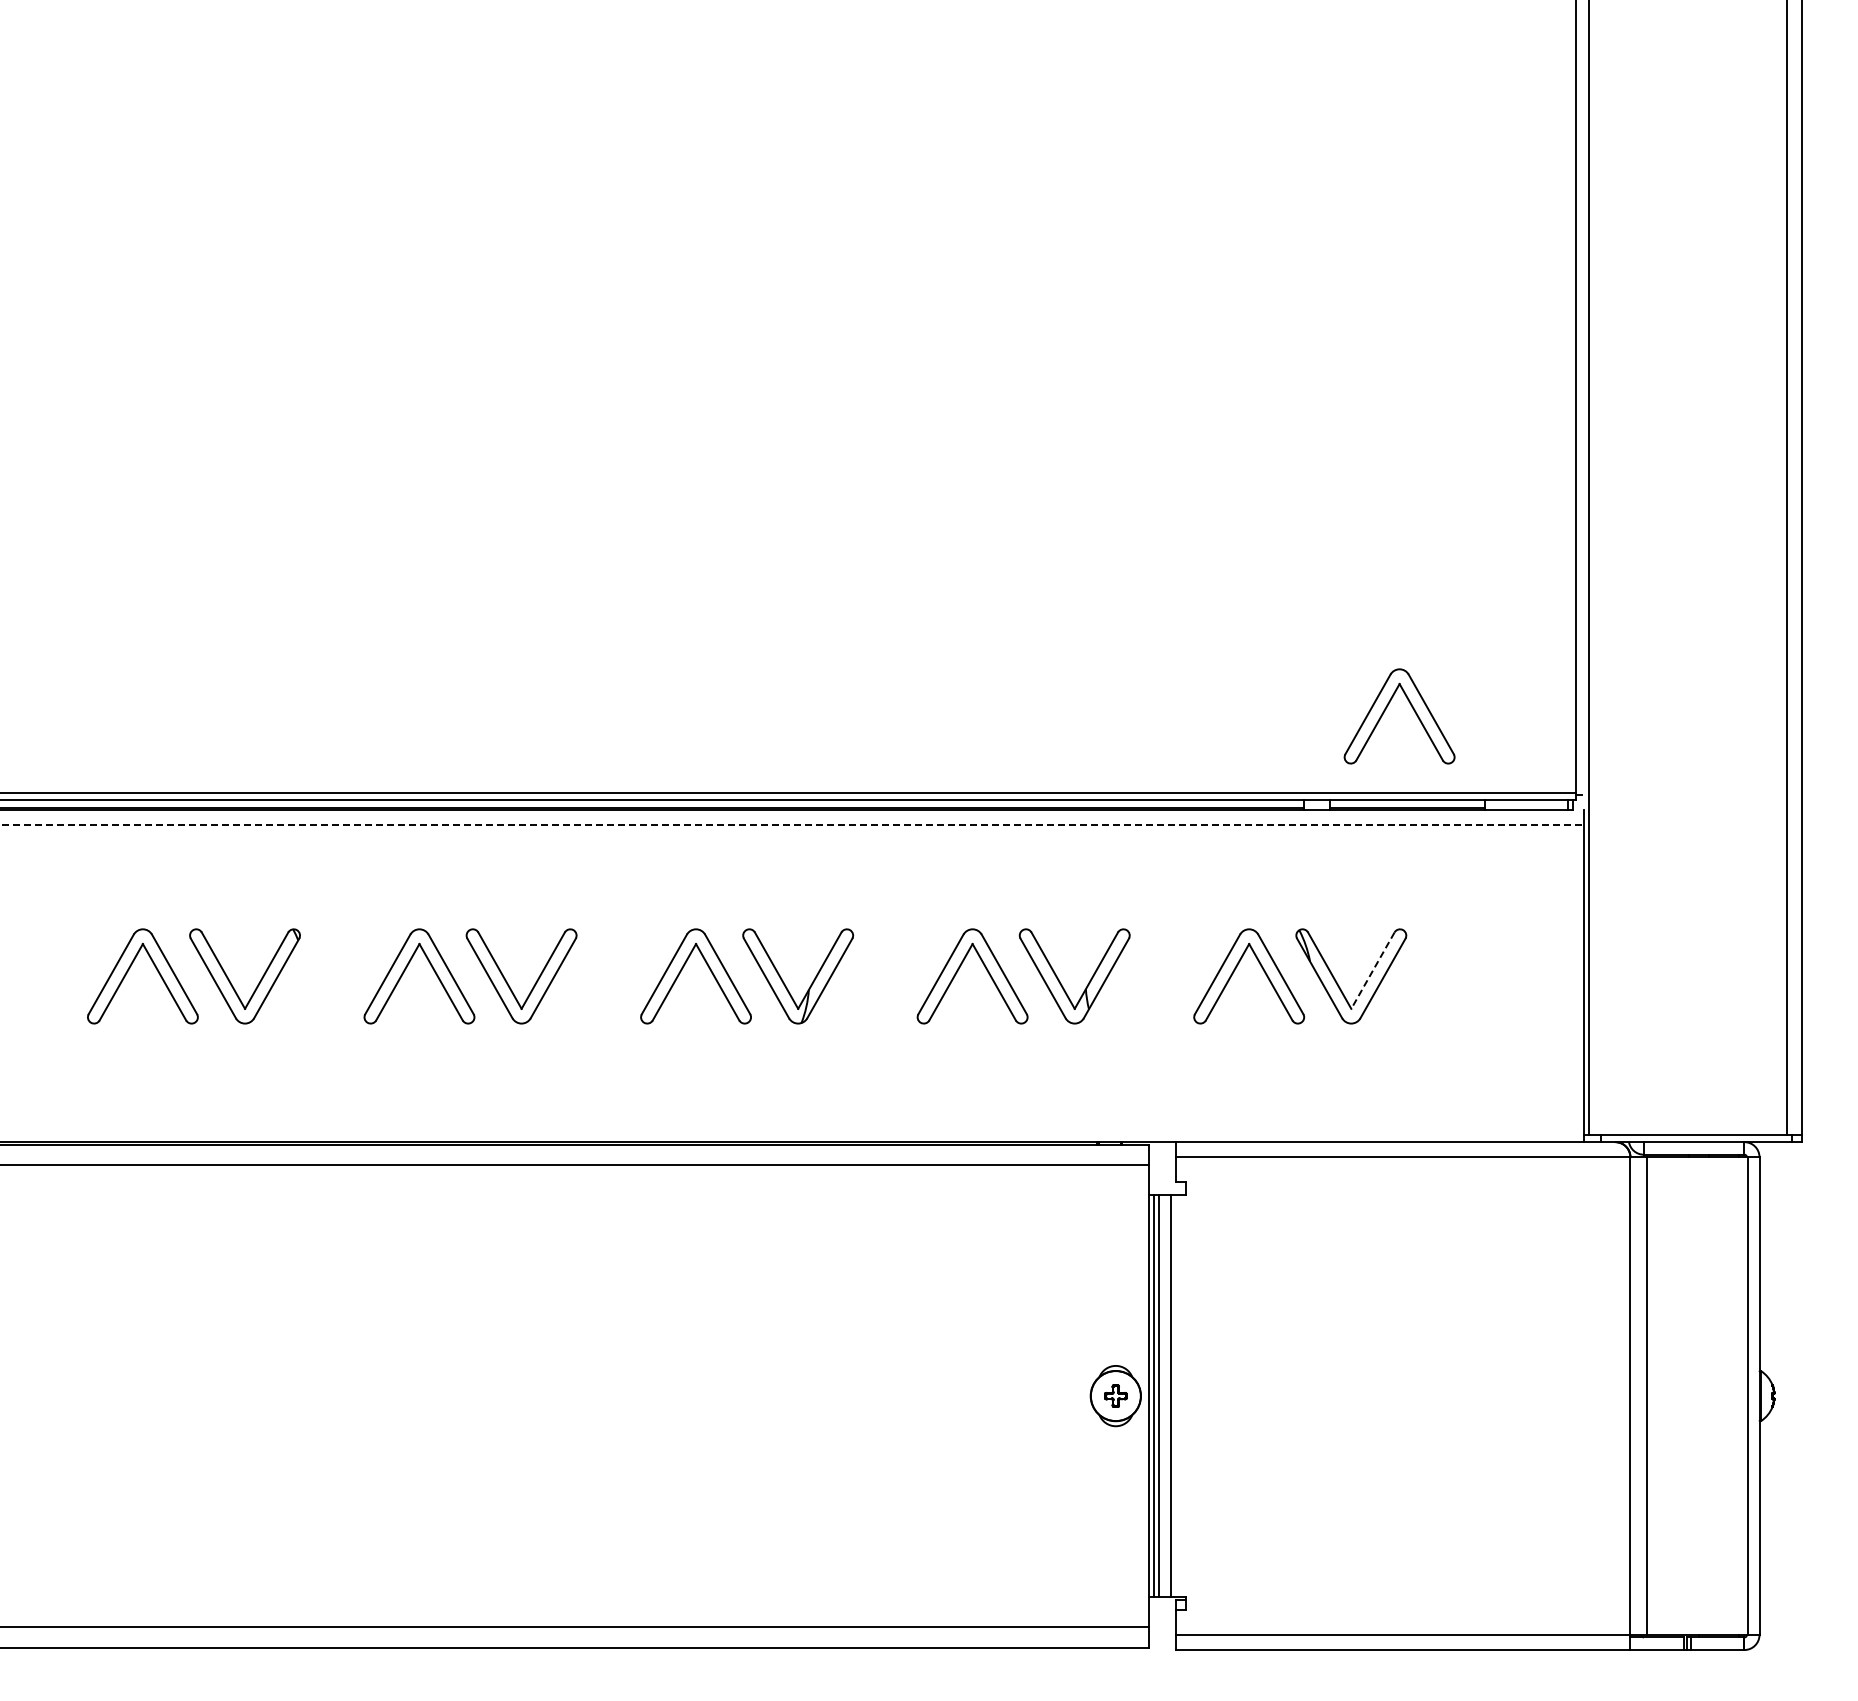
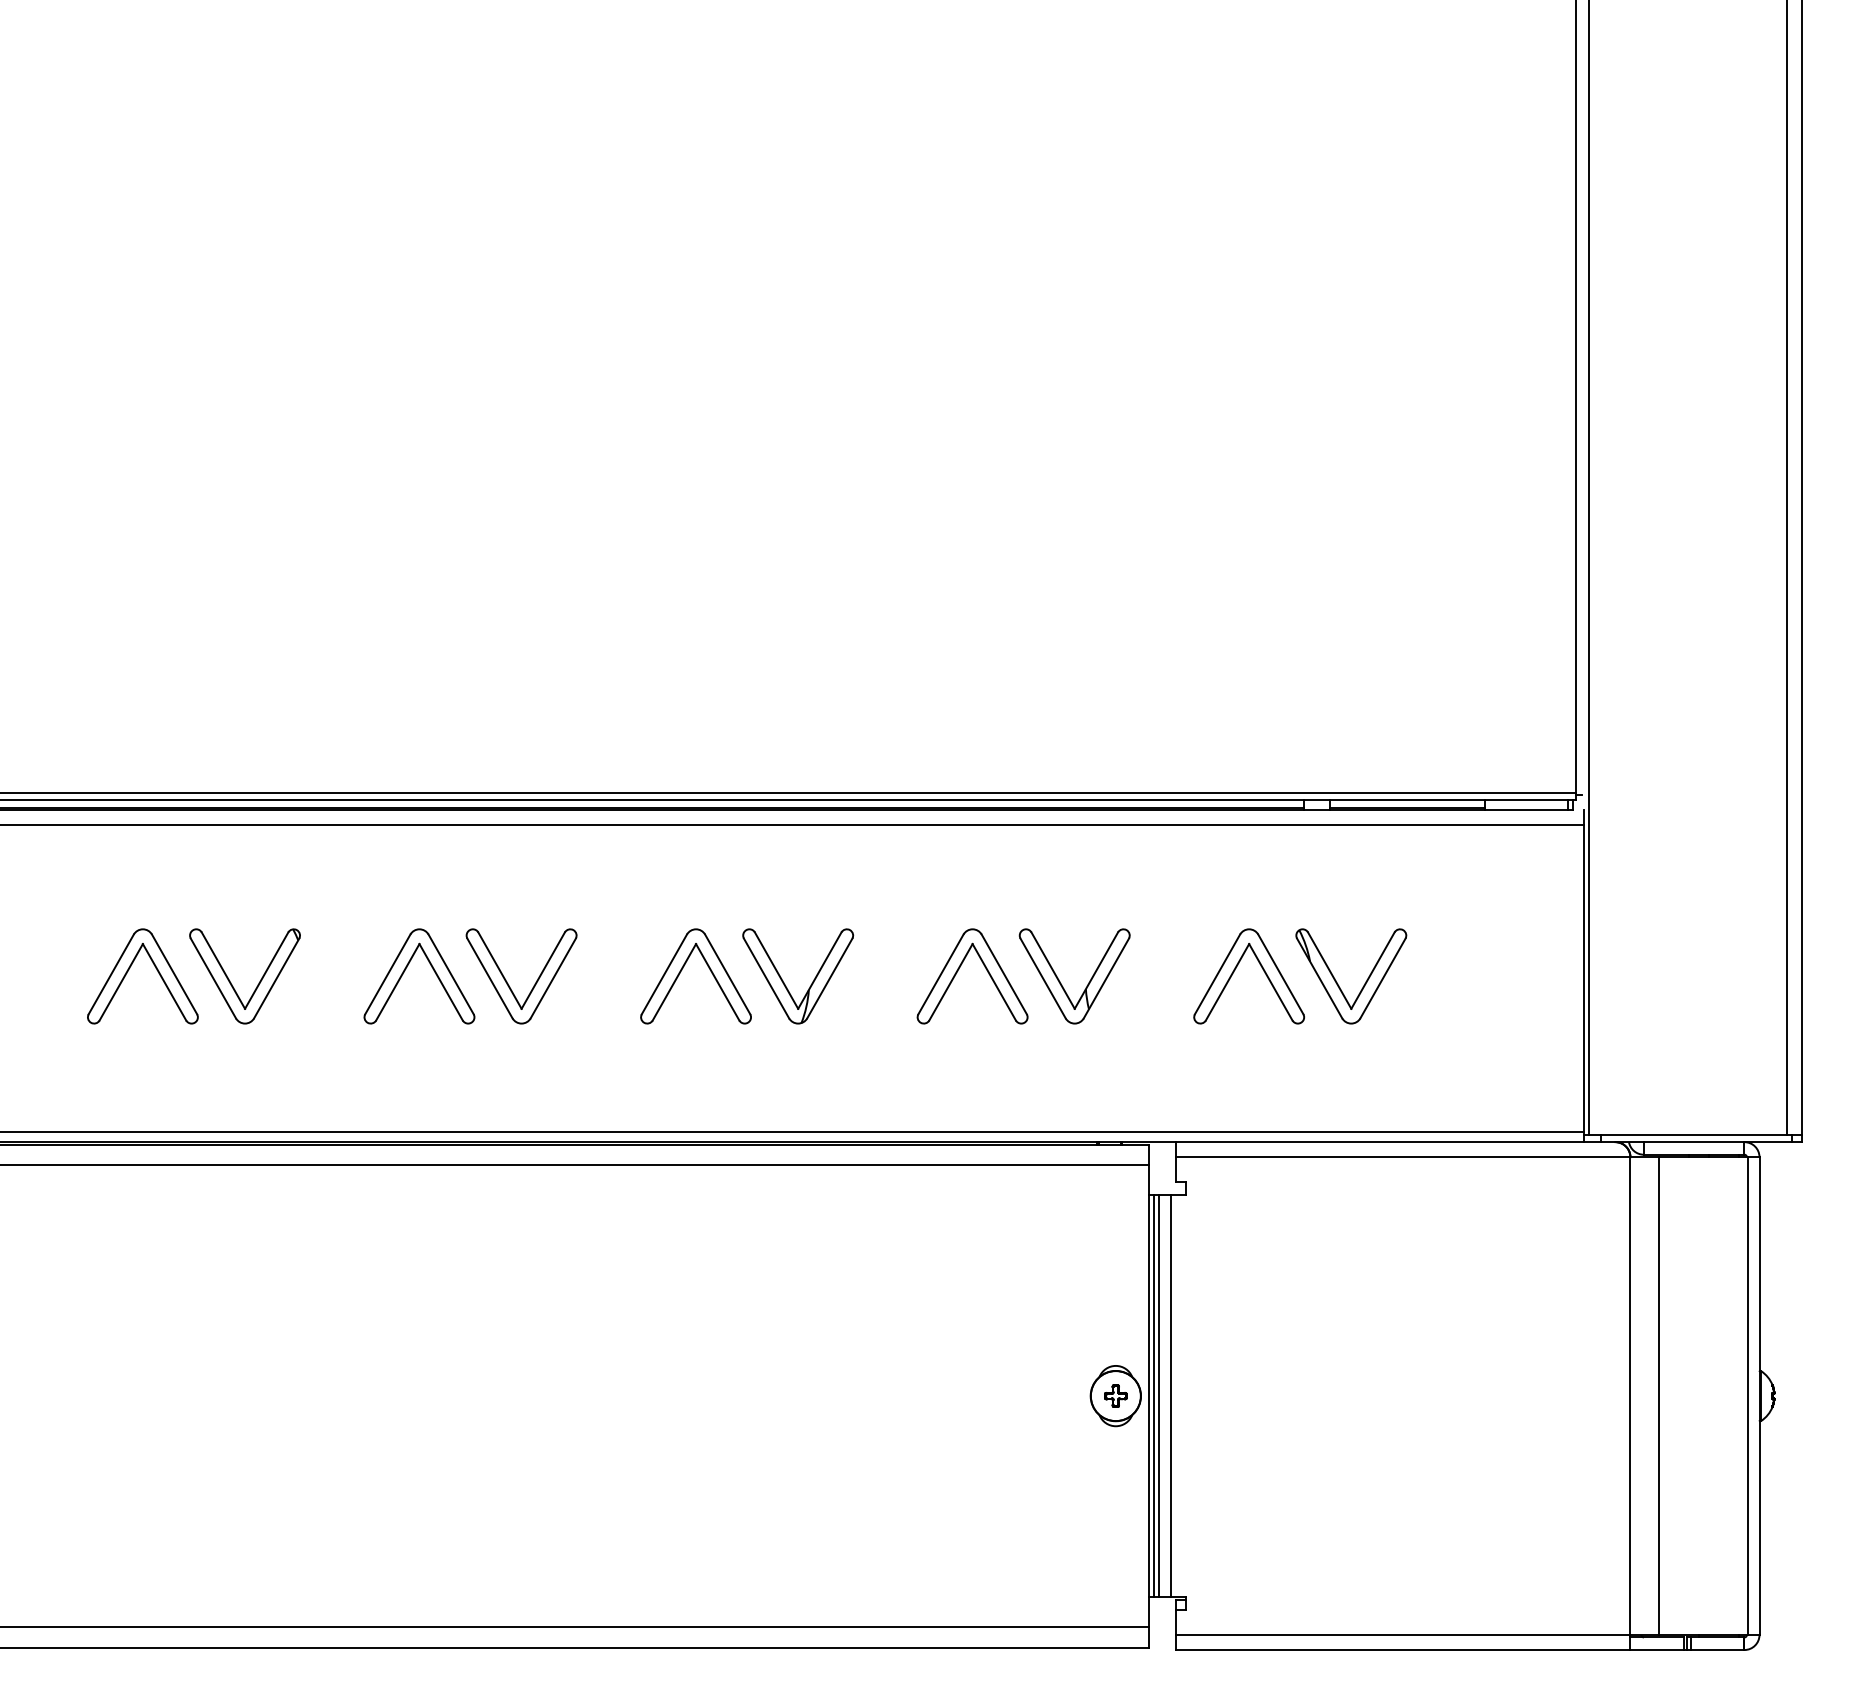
part: present -> none (1386, 709)
line: dashed -> solid (792, 825)
line: dashed -> solid (1372, 970)
line: none -> present (792, 1132)
line position: (1646, 1395) -> (1658, 1395) (1658, 1395)
